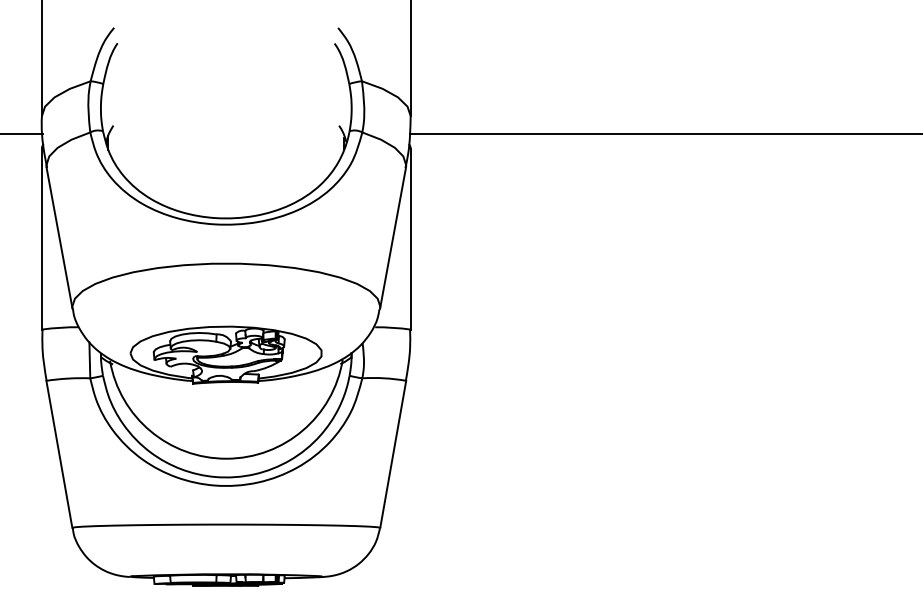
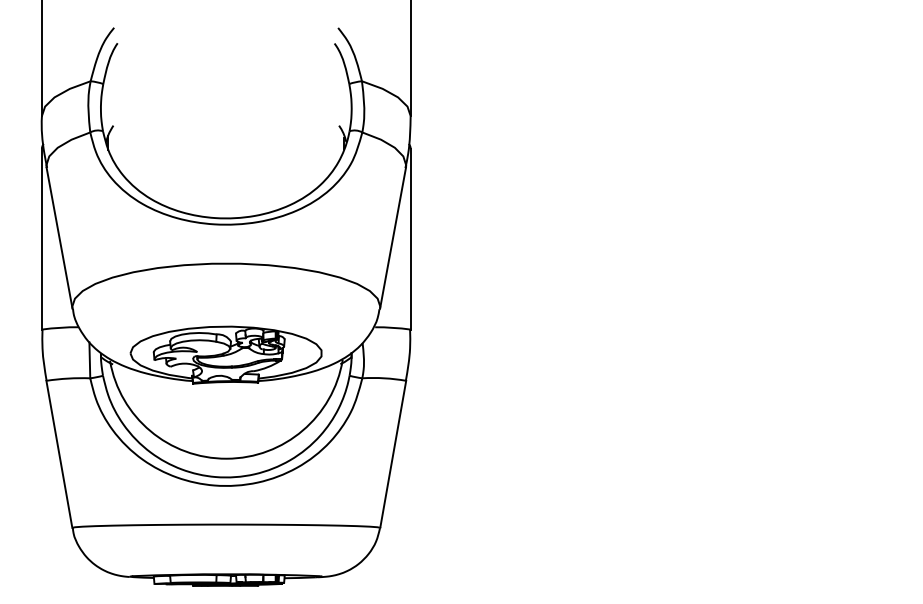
line: present -> none (22, 134)
line: present -> none (664, 134)
